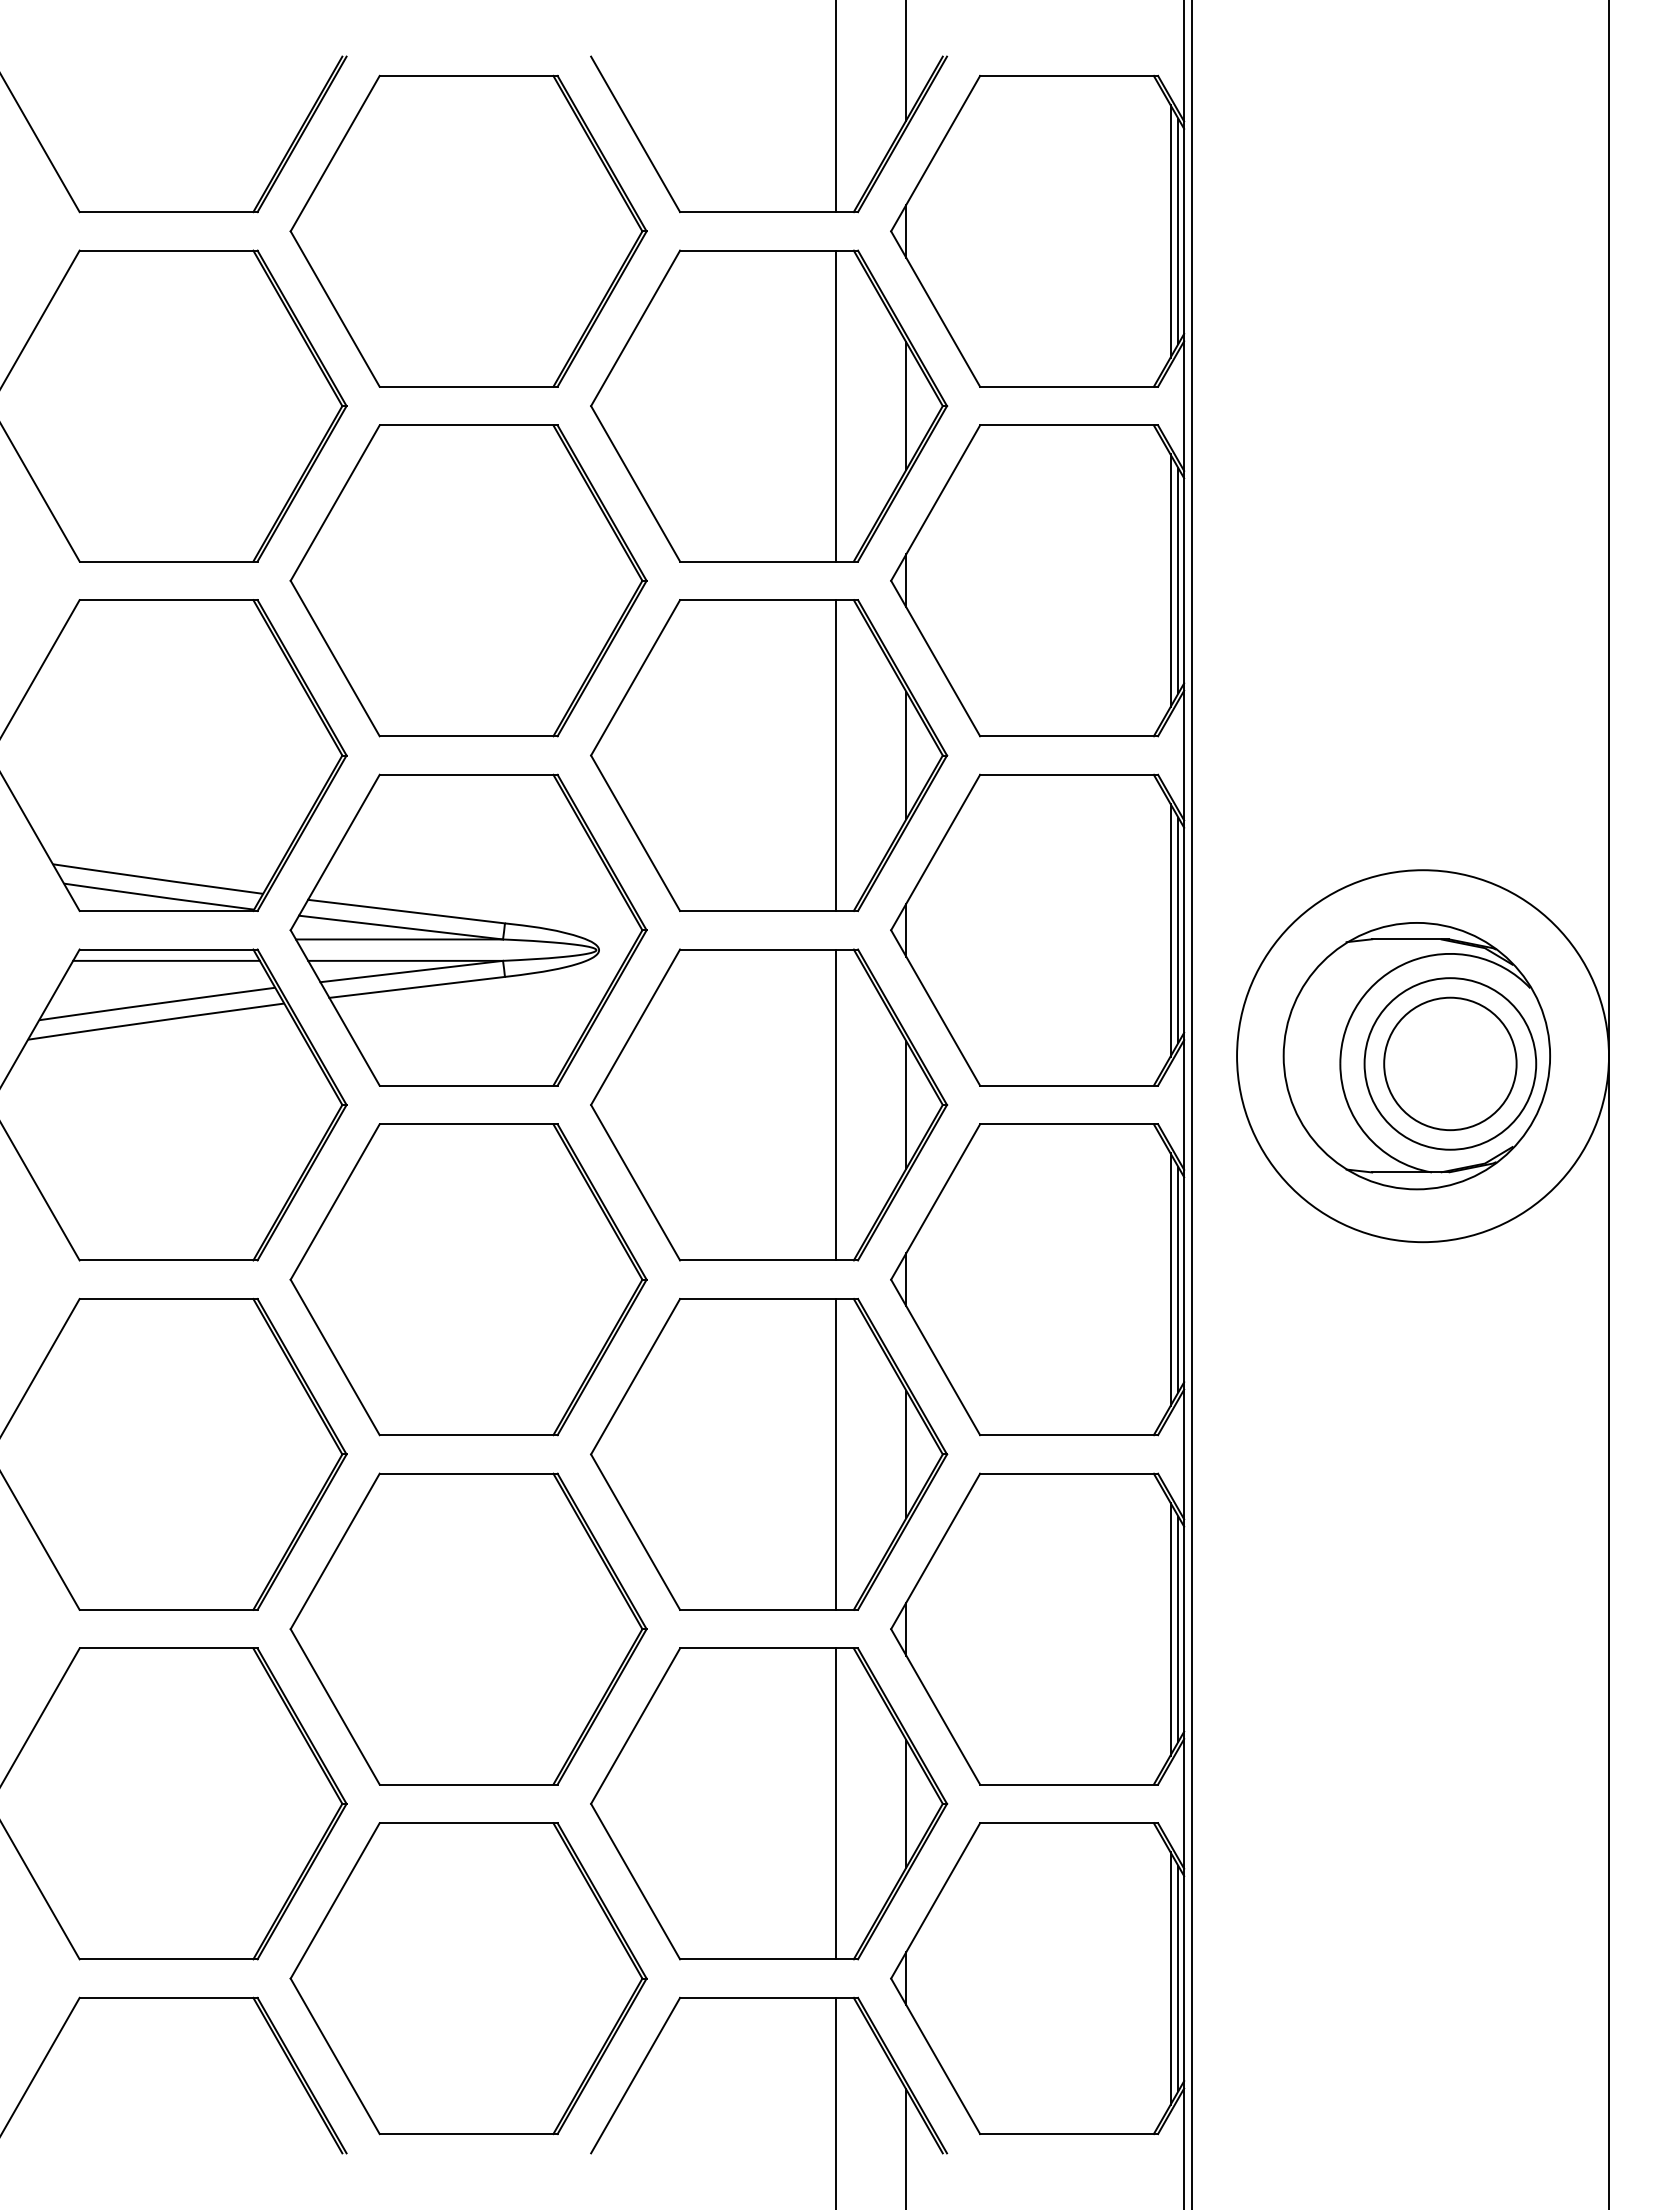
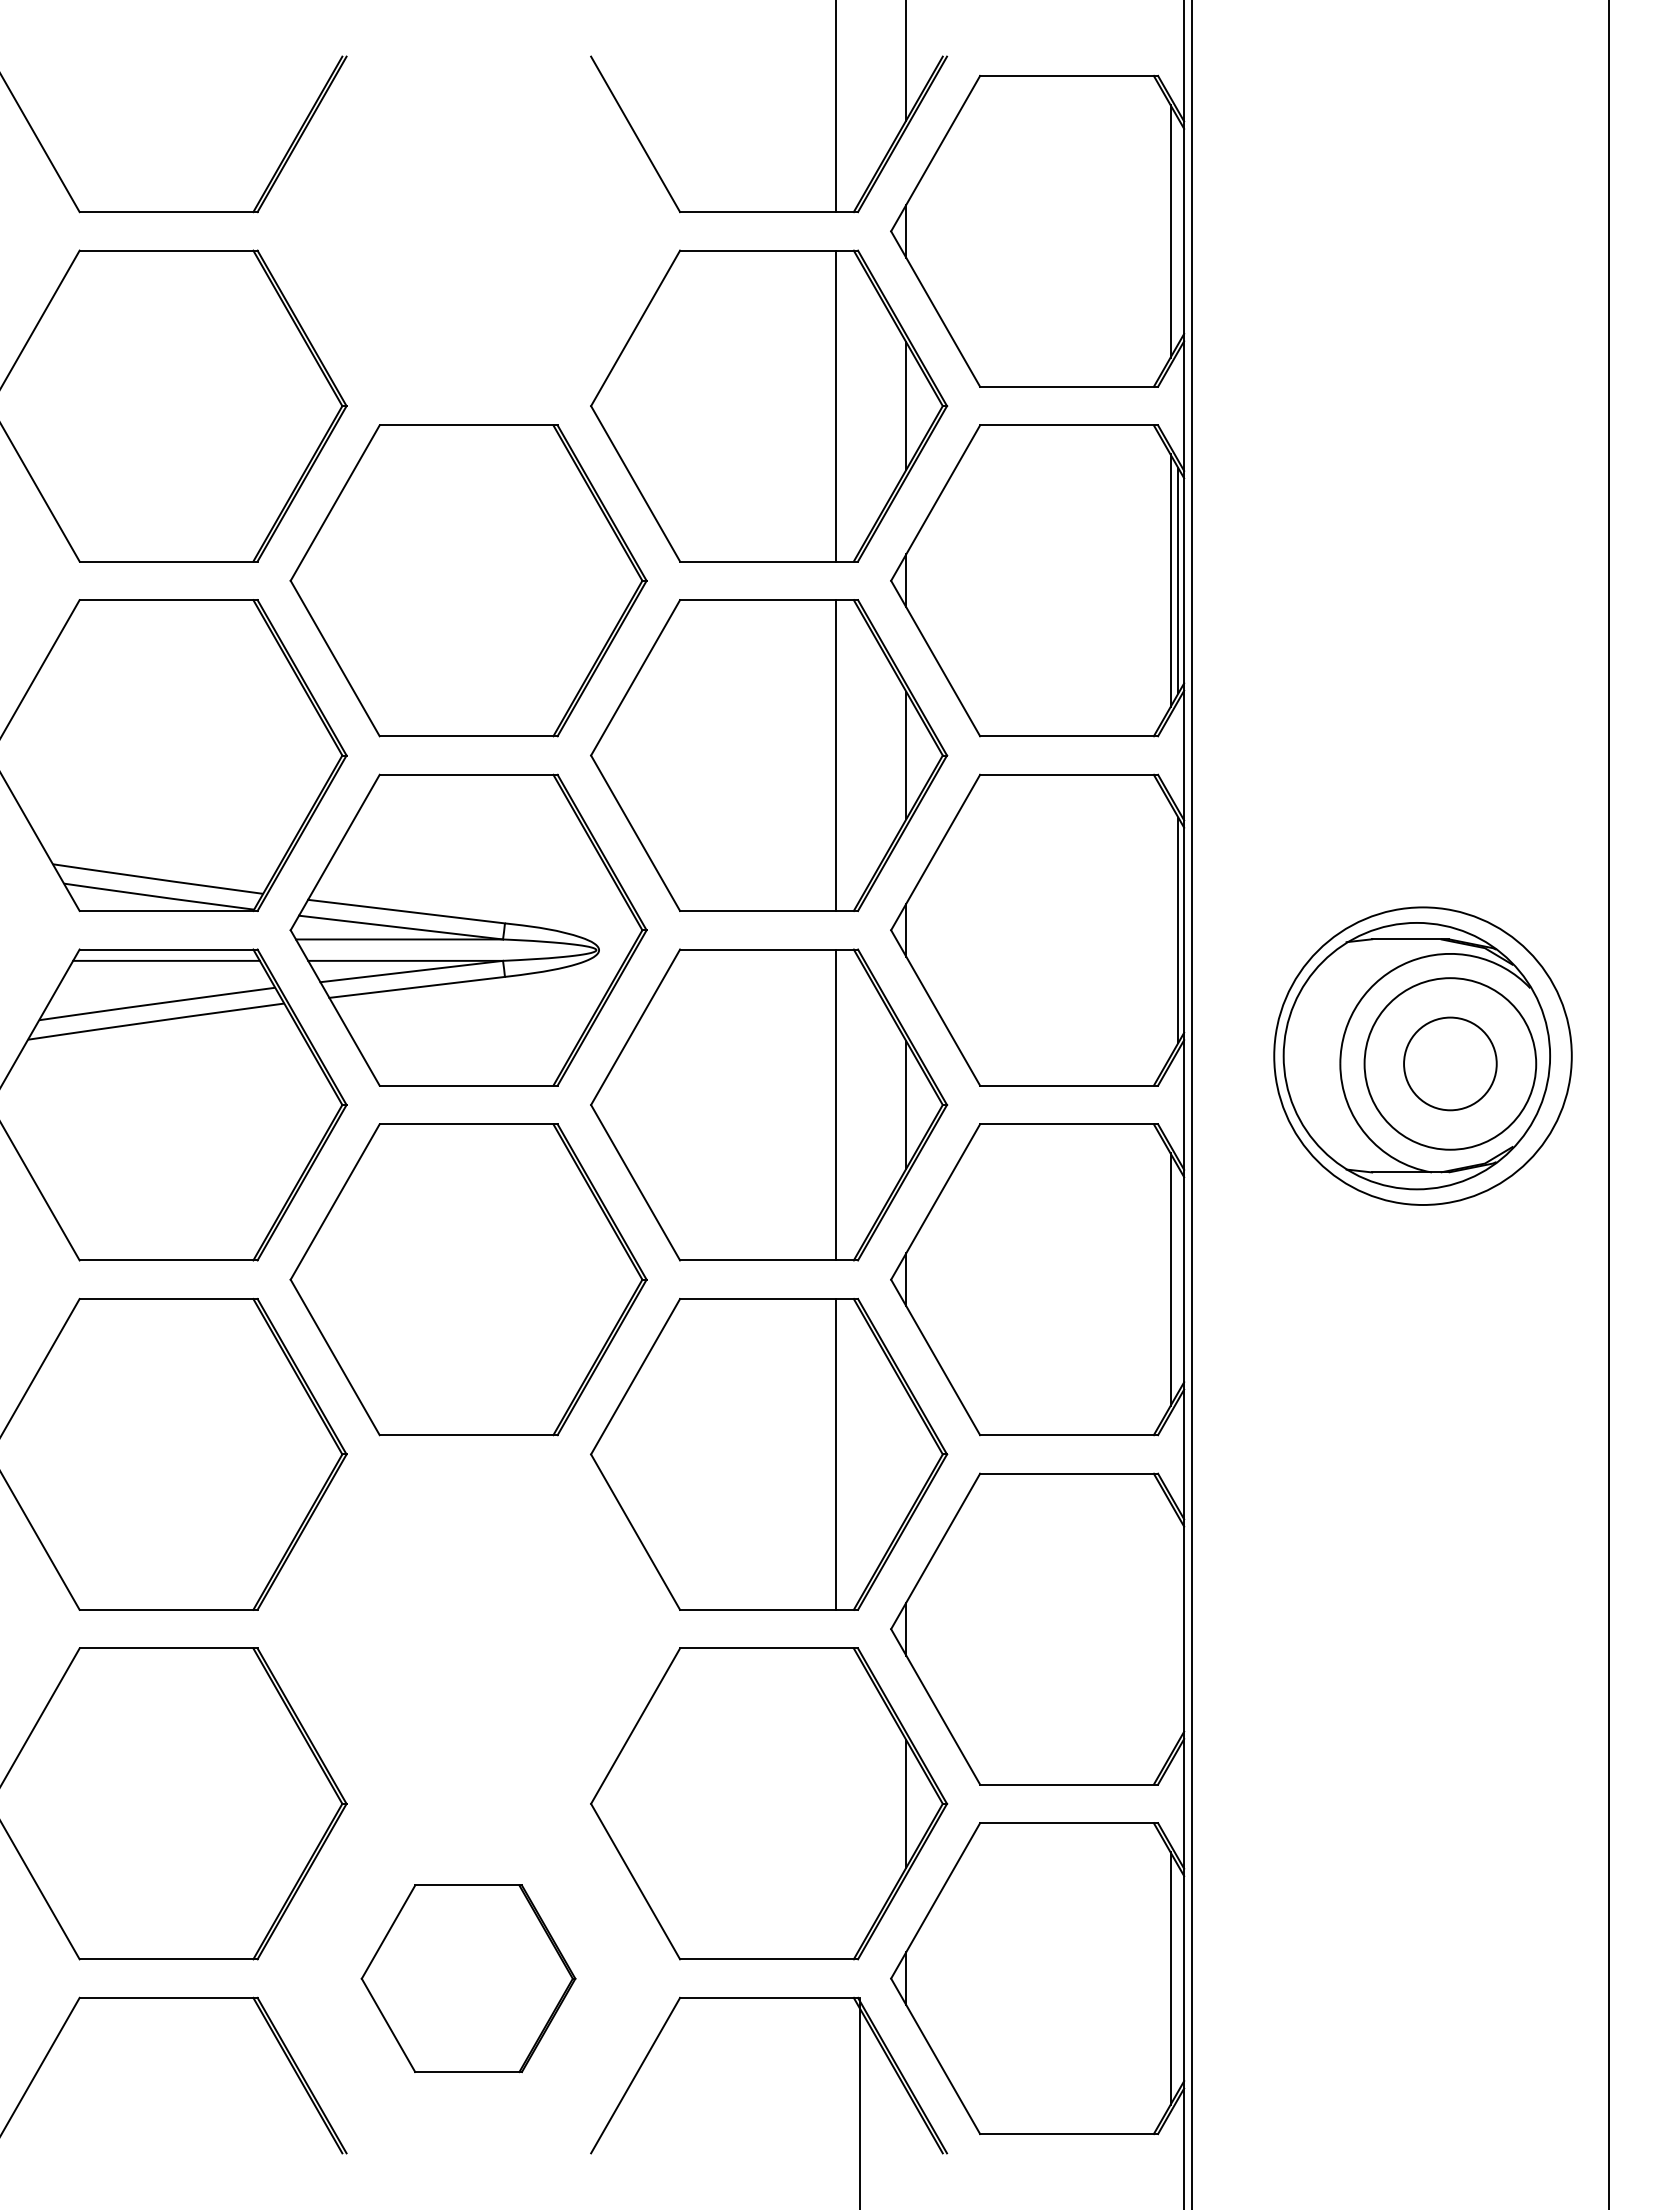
part: present -> none (468, 230)
line: present -> none (1178, 230)
line: present -> none (1170, 929)
circle diameter: 372 px -> 298 px (1422, 1055)
circle diameter: 132 px -> 93 px (1450, 1063)
line: present -> none (1178, 1279)
line: present -> none (906, 1454)
part: present -> none (468, 1628)
line: present -> none (1170, 1628)
line: present -> none (1178, 1628)
line: present -> none (836, 1803)
part size: 359x314 px -> 217x190 px (468, 1978)
line: present -> none (1178, 1978)
line position: (836, 2101) -> (860, 2101) (860, 2101)
line: present -> none (906, 2147)
